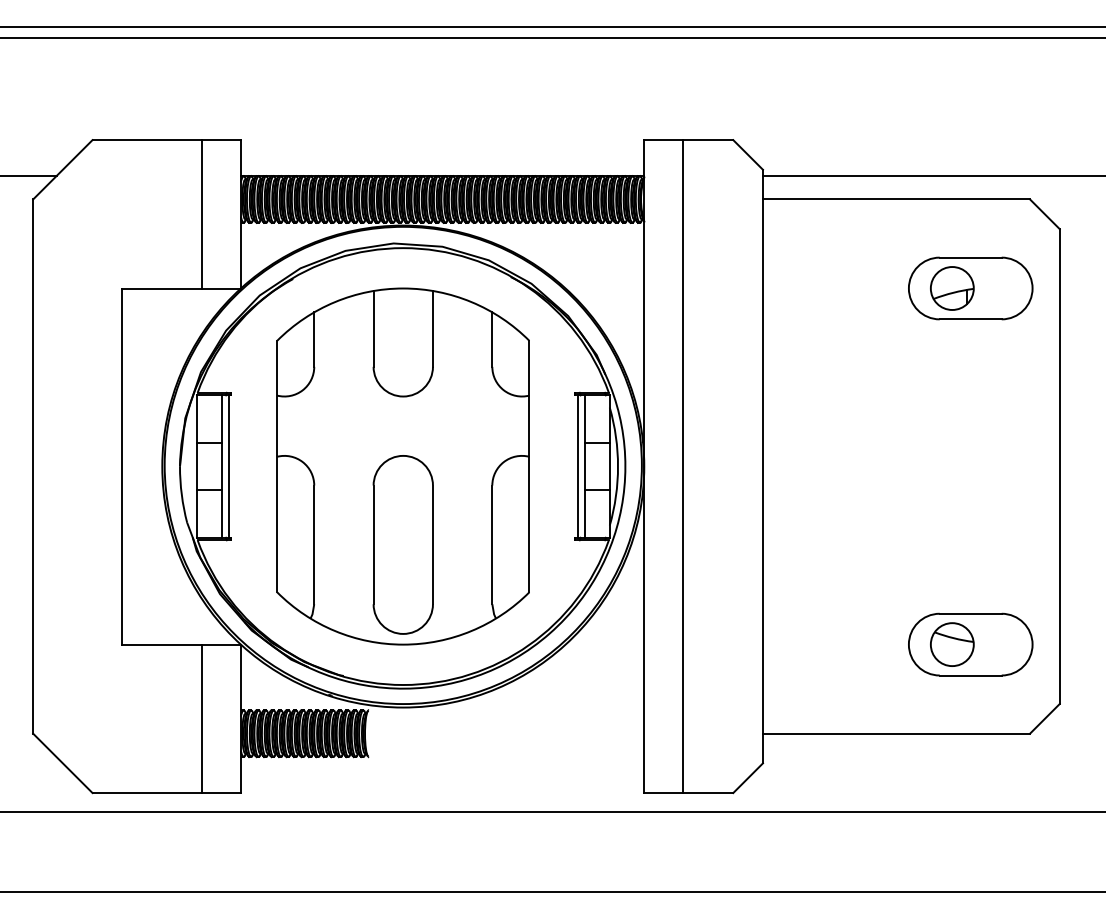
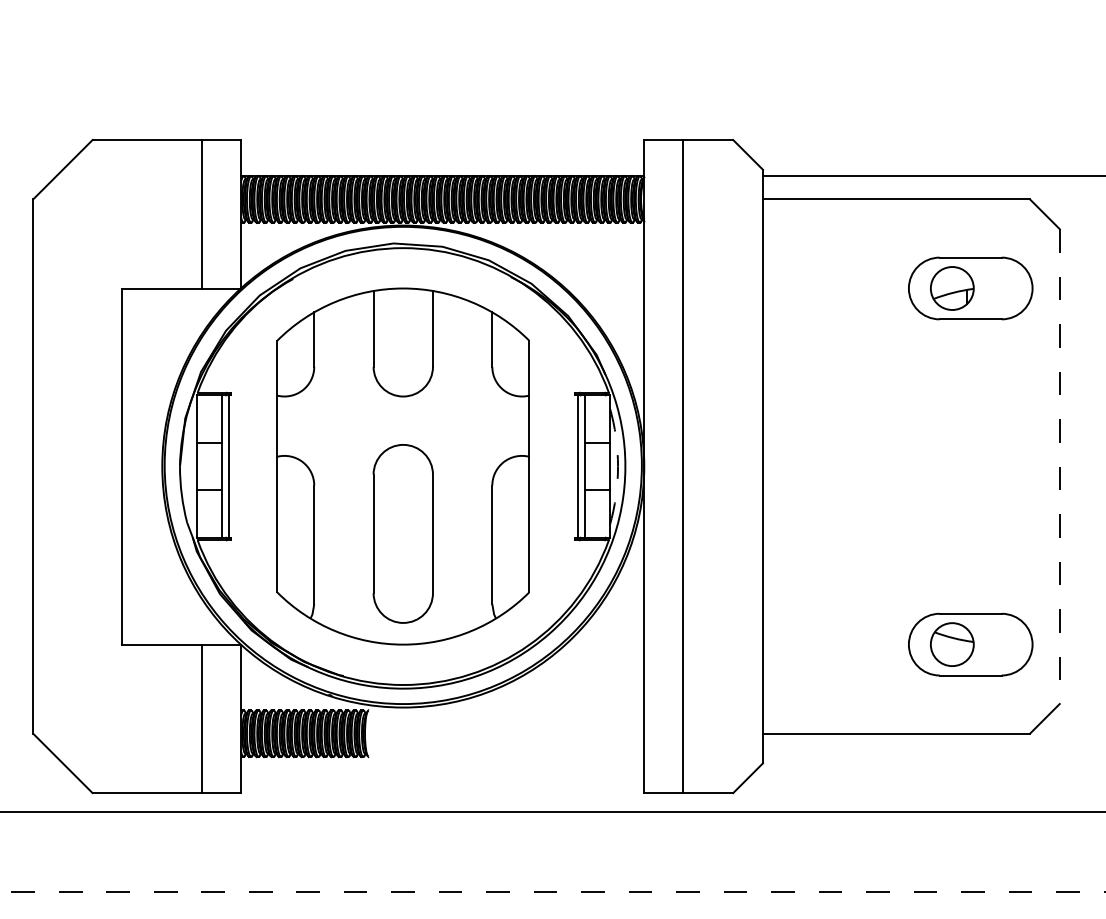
line: present -> none (552, 27)
line: present -> none (552, 38)
line: present -> none (29, 175)
arc: solid -> dashed (618, 466)
line: solid -> dashed (1059, 467)
part position: (402, 544) -> (402, 533) (402, 533)
line: solid -> dashed (552, 891)
